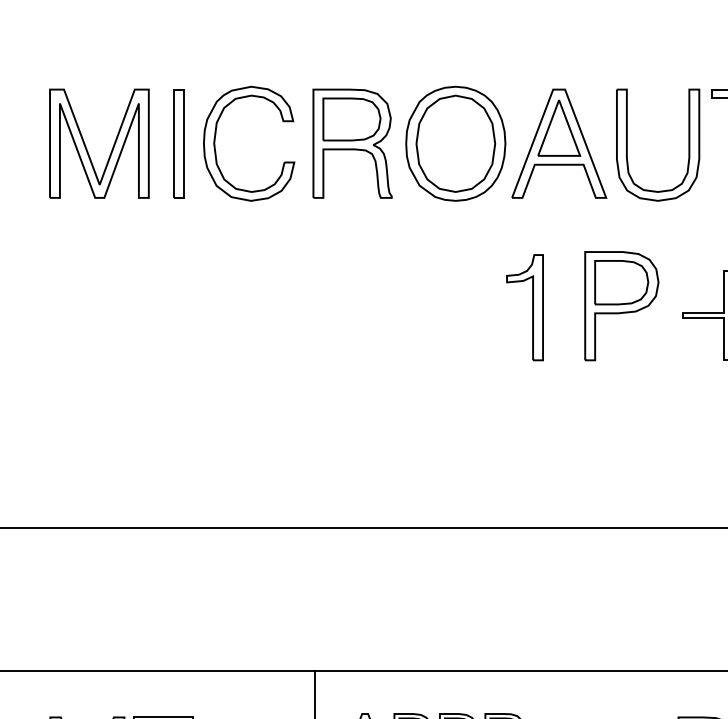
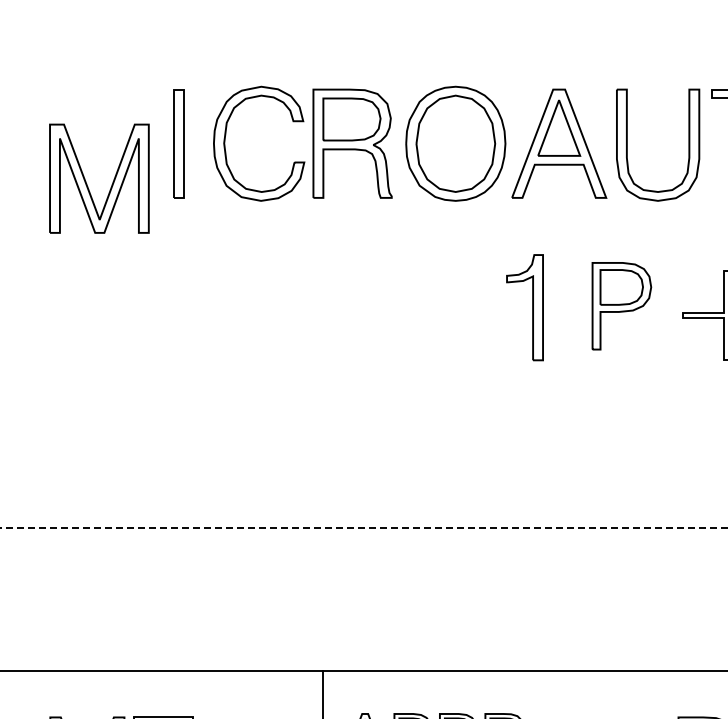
part position: (216, 135) -> (226, 135) (226, 135)
part position: (86, 146) -> (86, 181) (86, 181)
part size: 76x111 px -> 62x89 px (621, 306)
line: solid -> dashed (364, 527)
line position: (314, 693) -> (322, 693) (322, 693)
